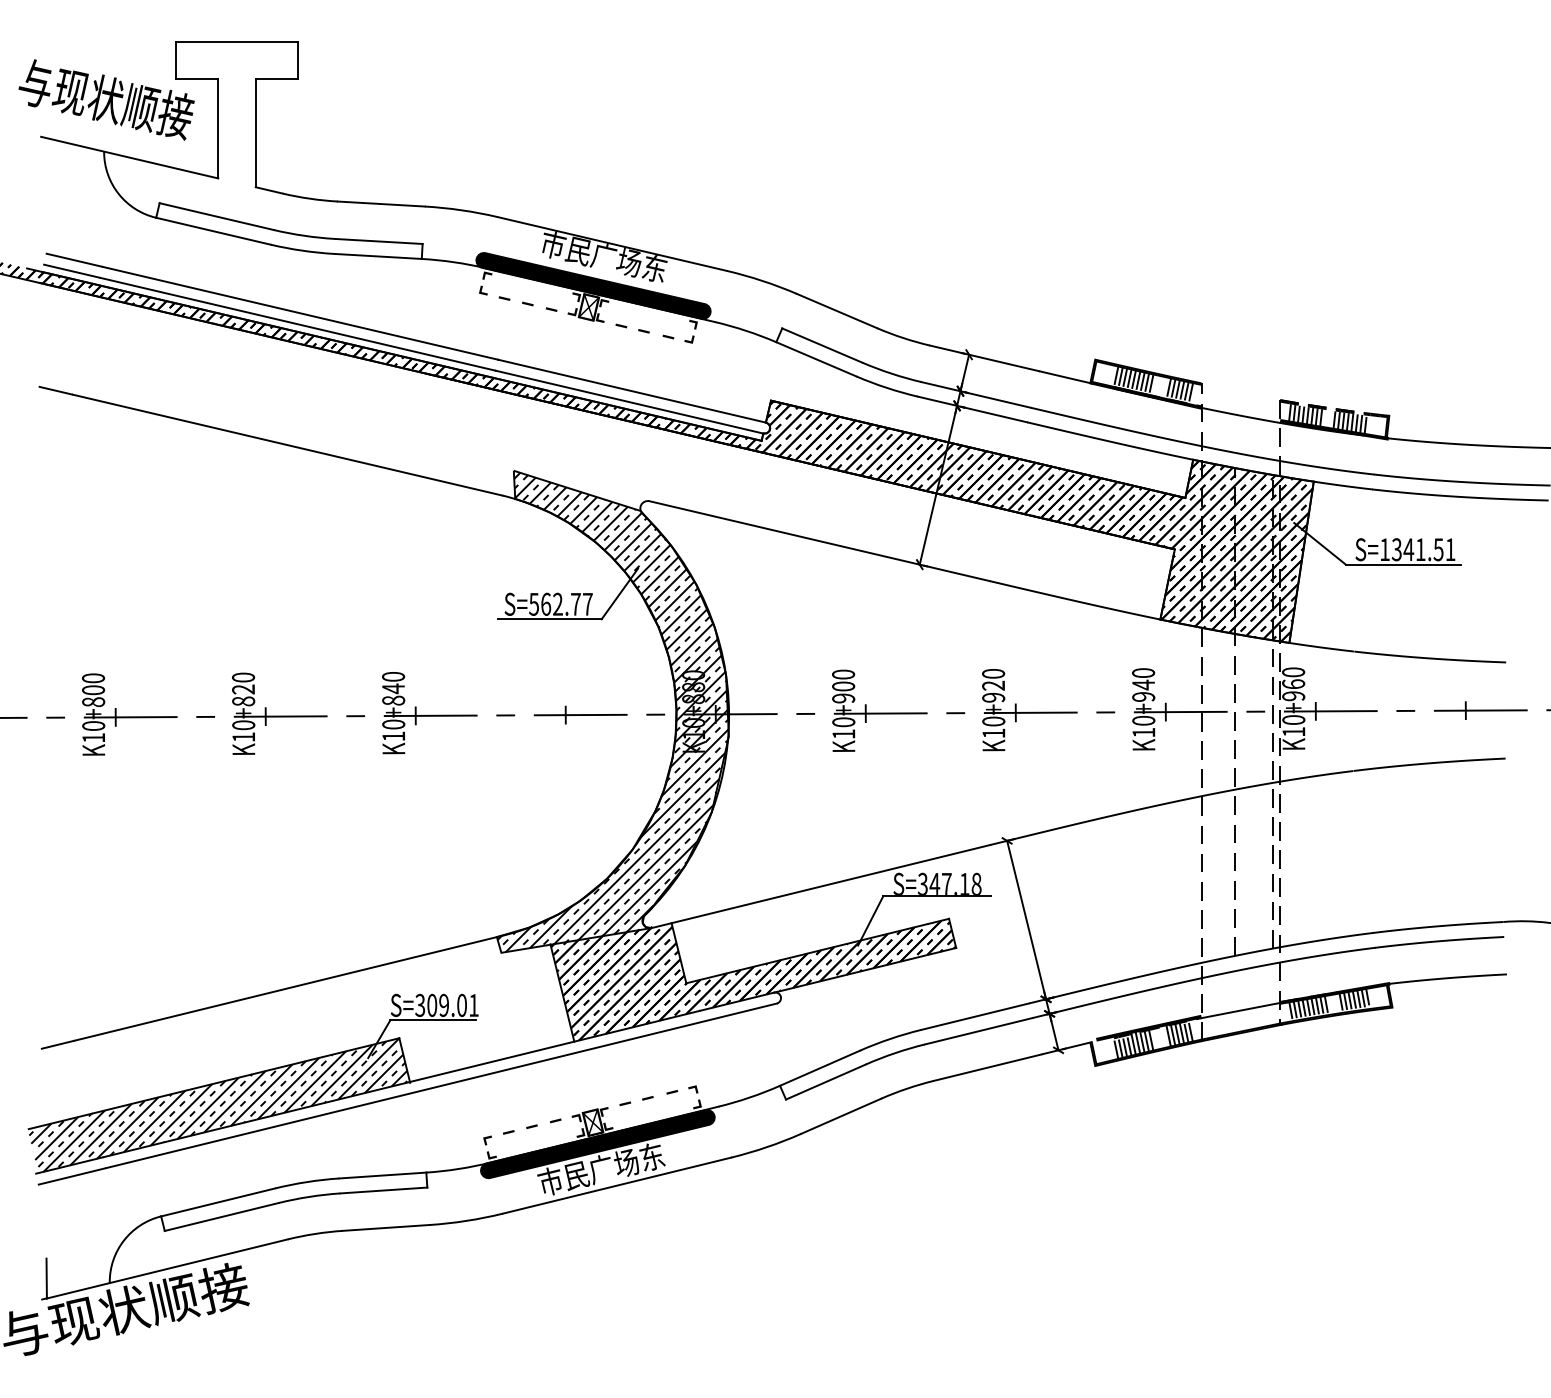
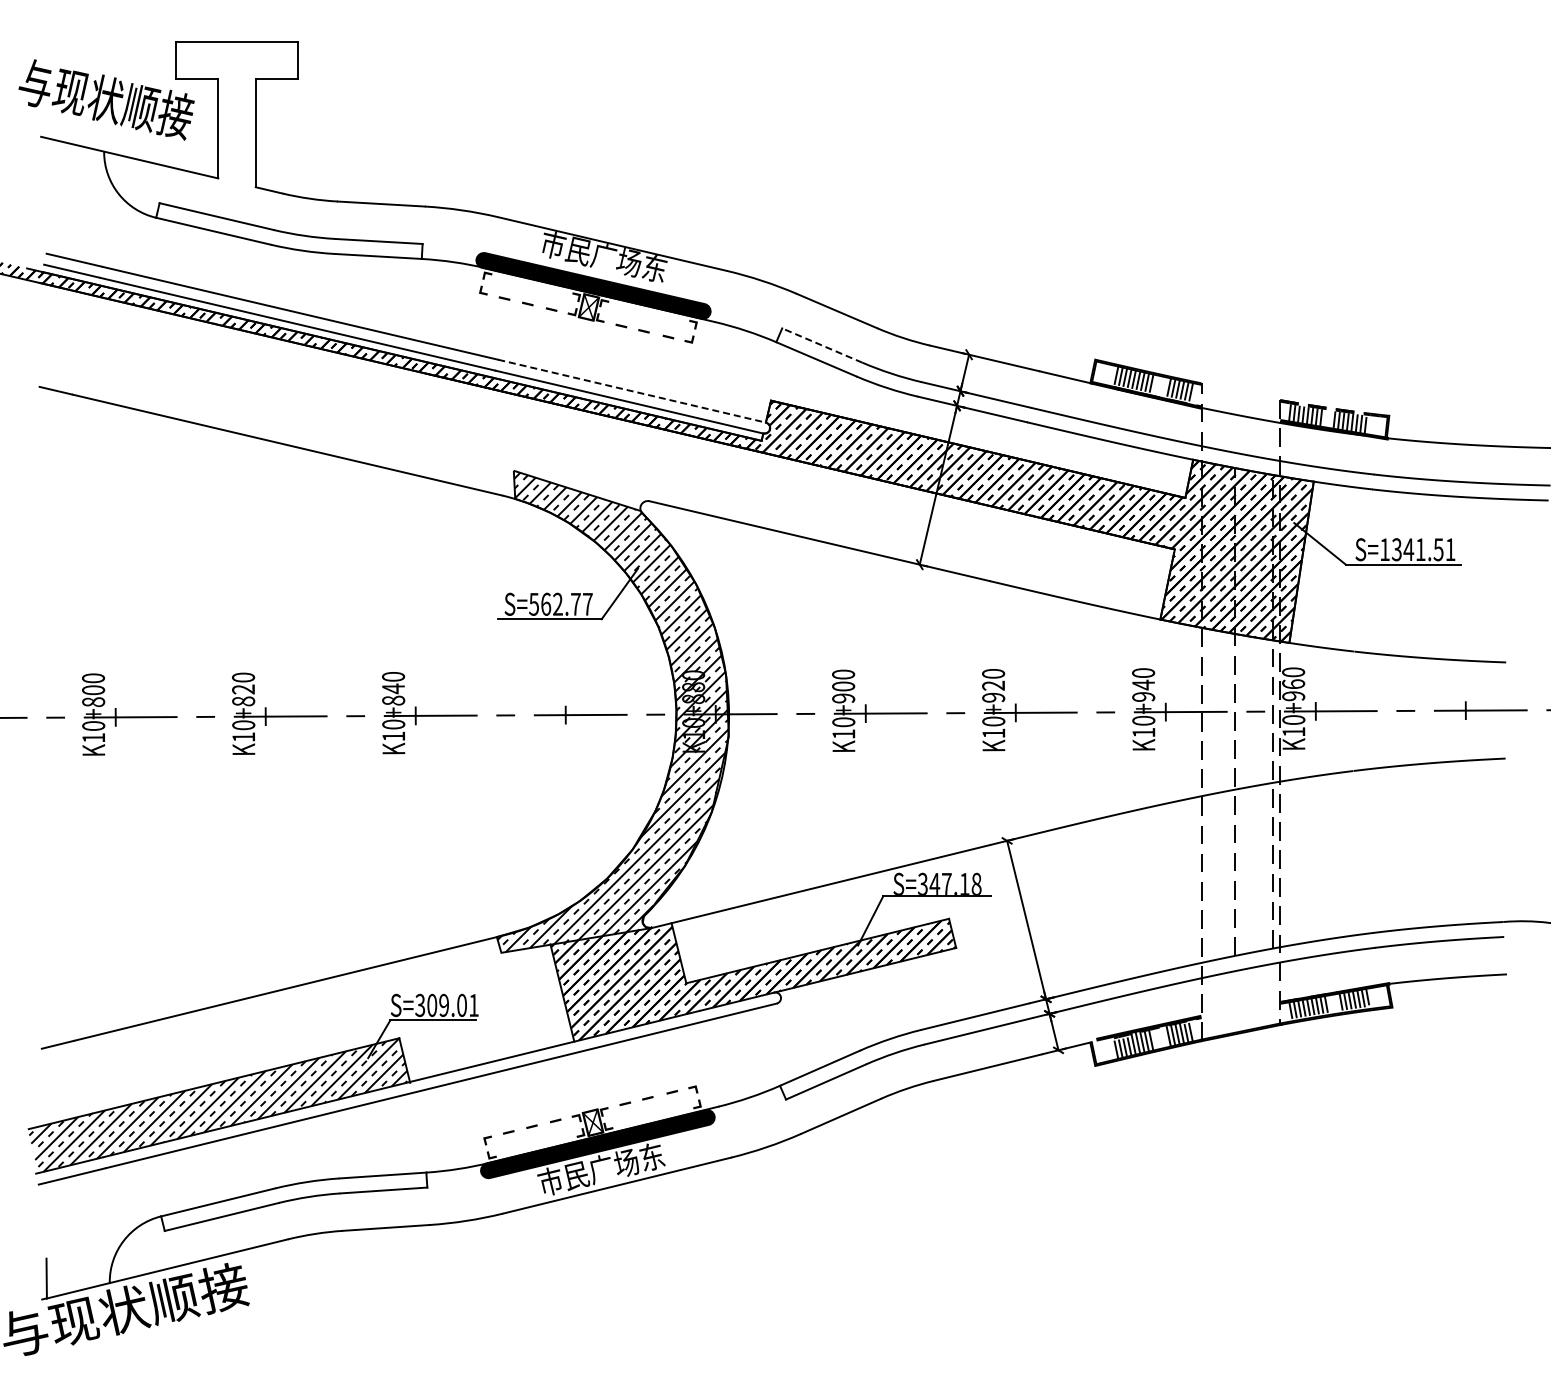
line: solid -> dashed (822, 345)
line: solid -> dashed (632, 391)
line: present -> none (1240, 1010)
